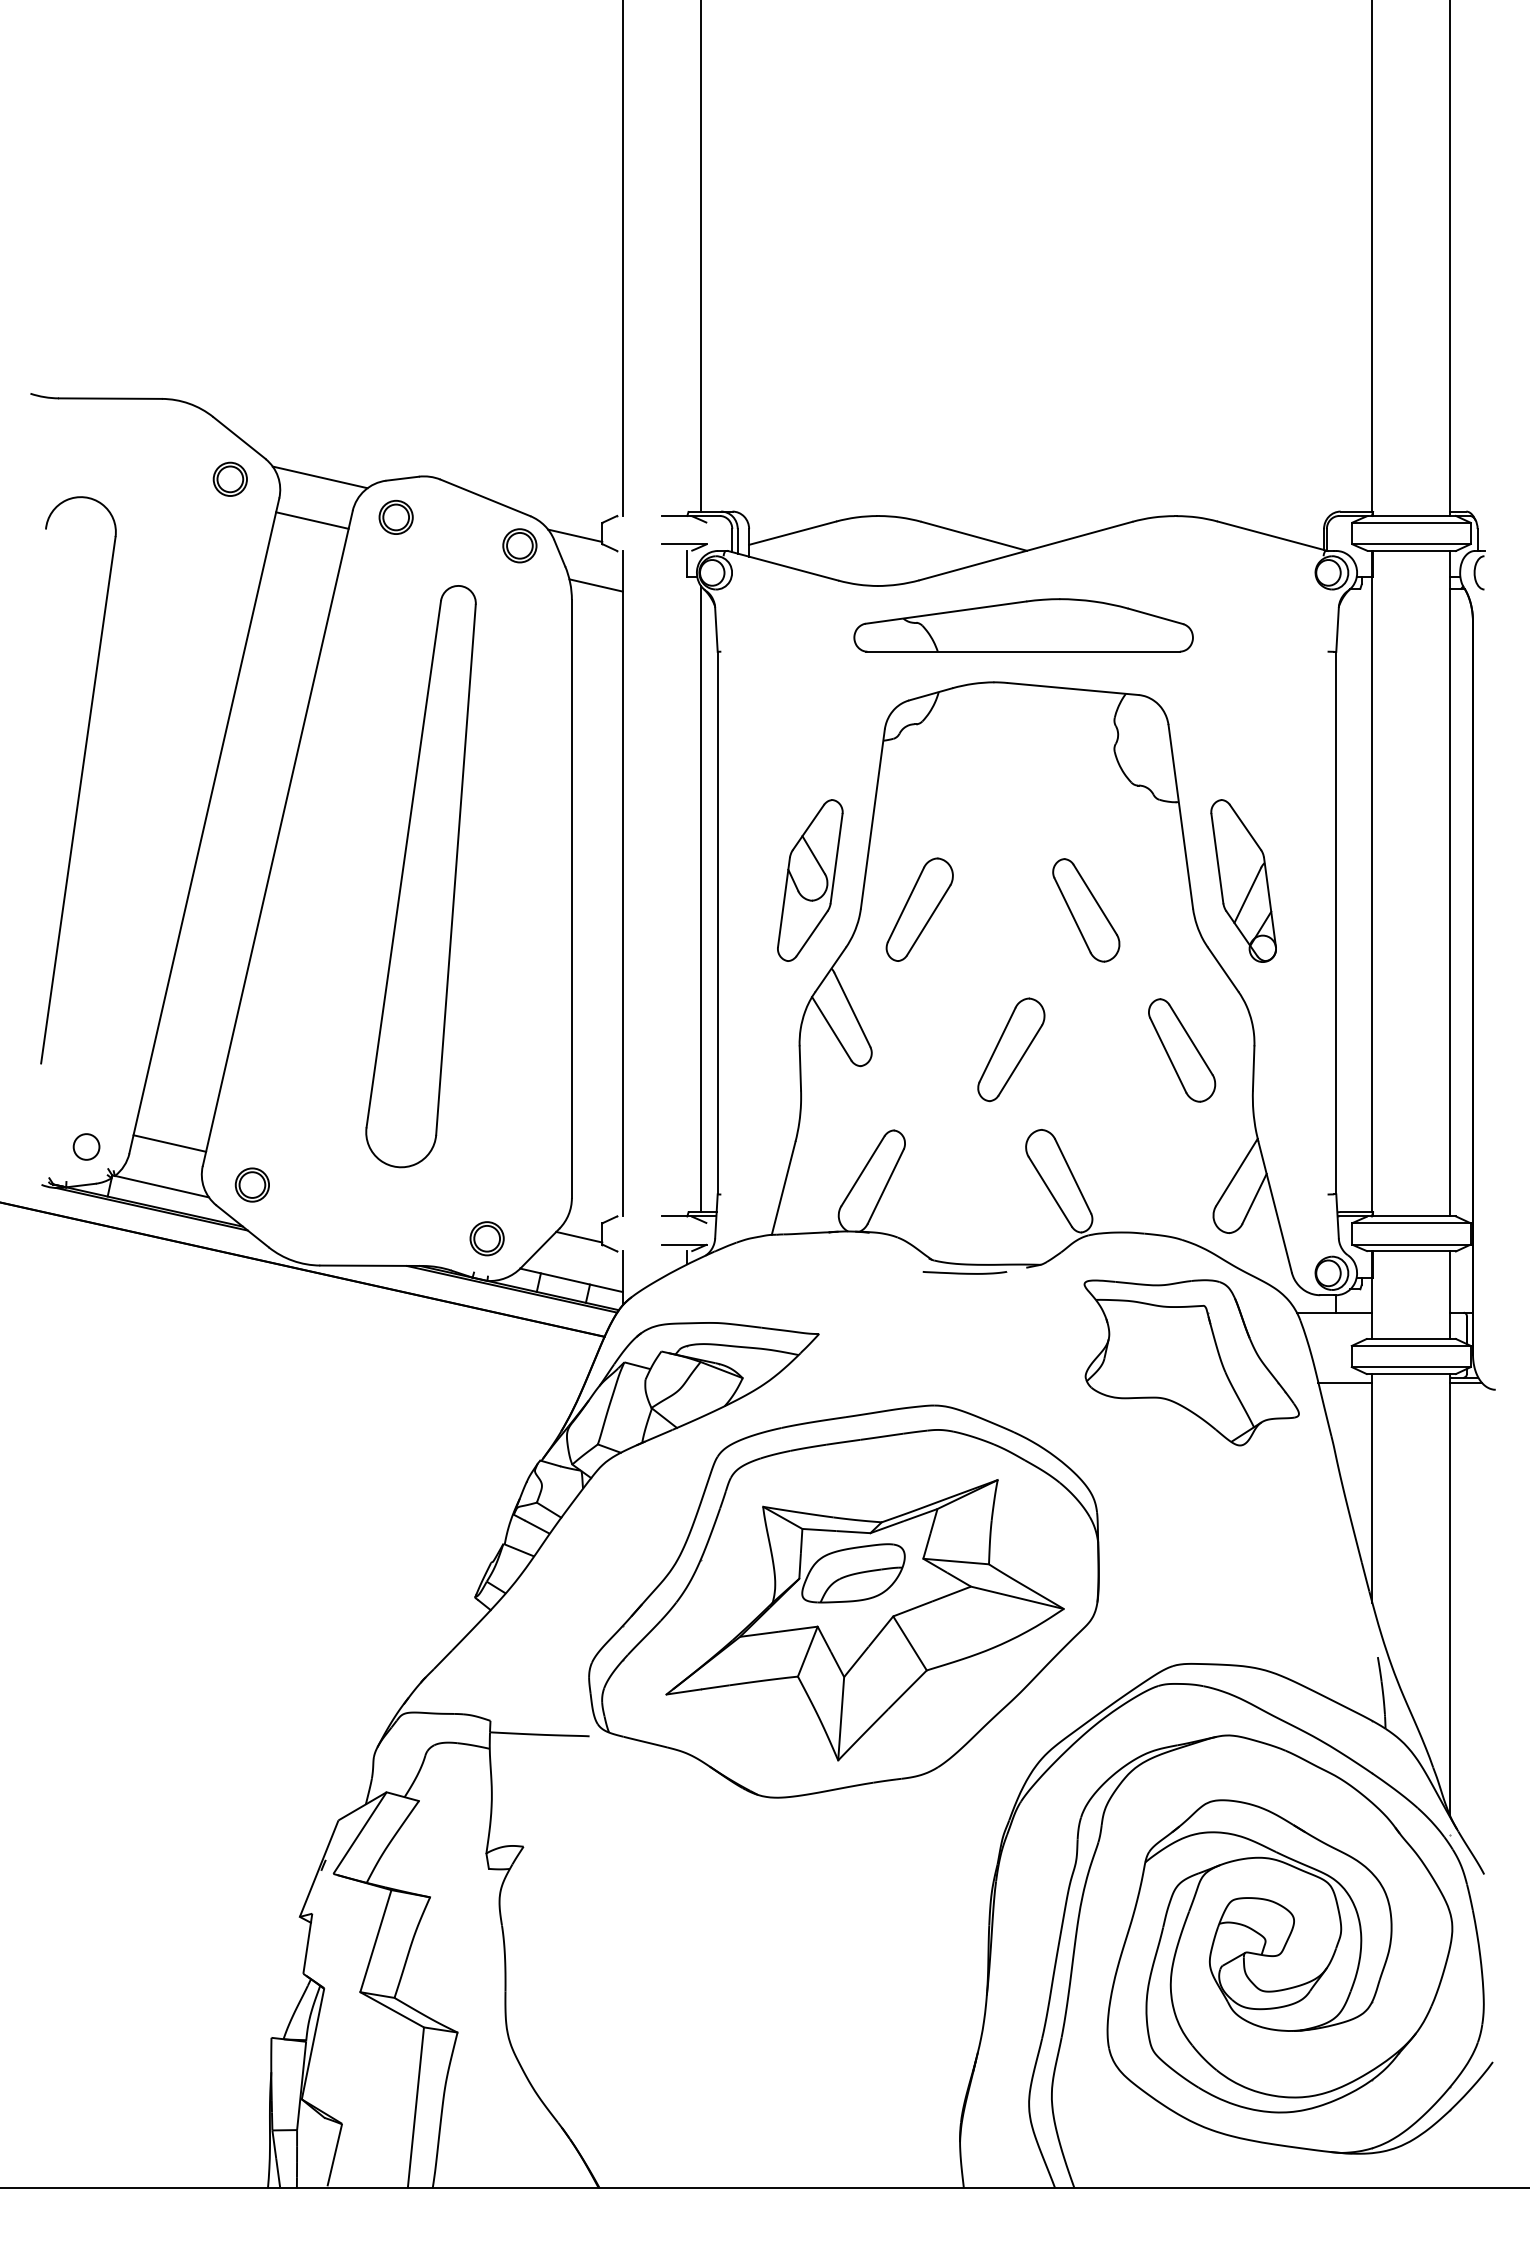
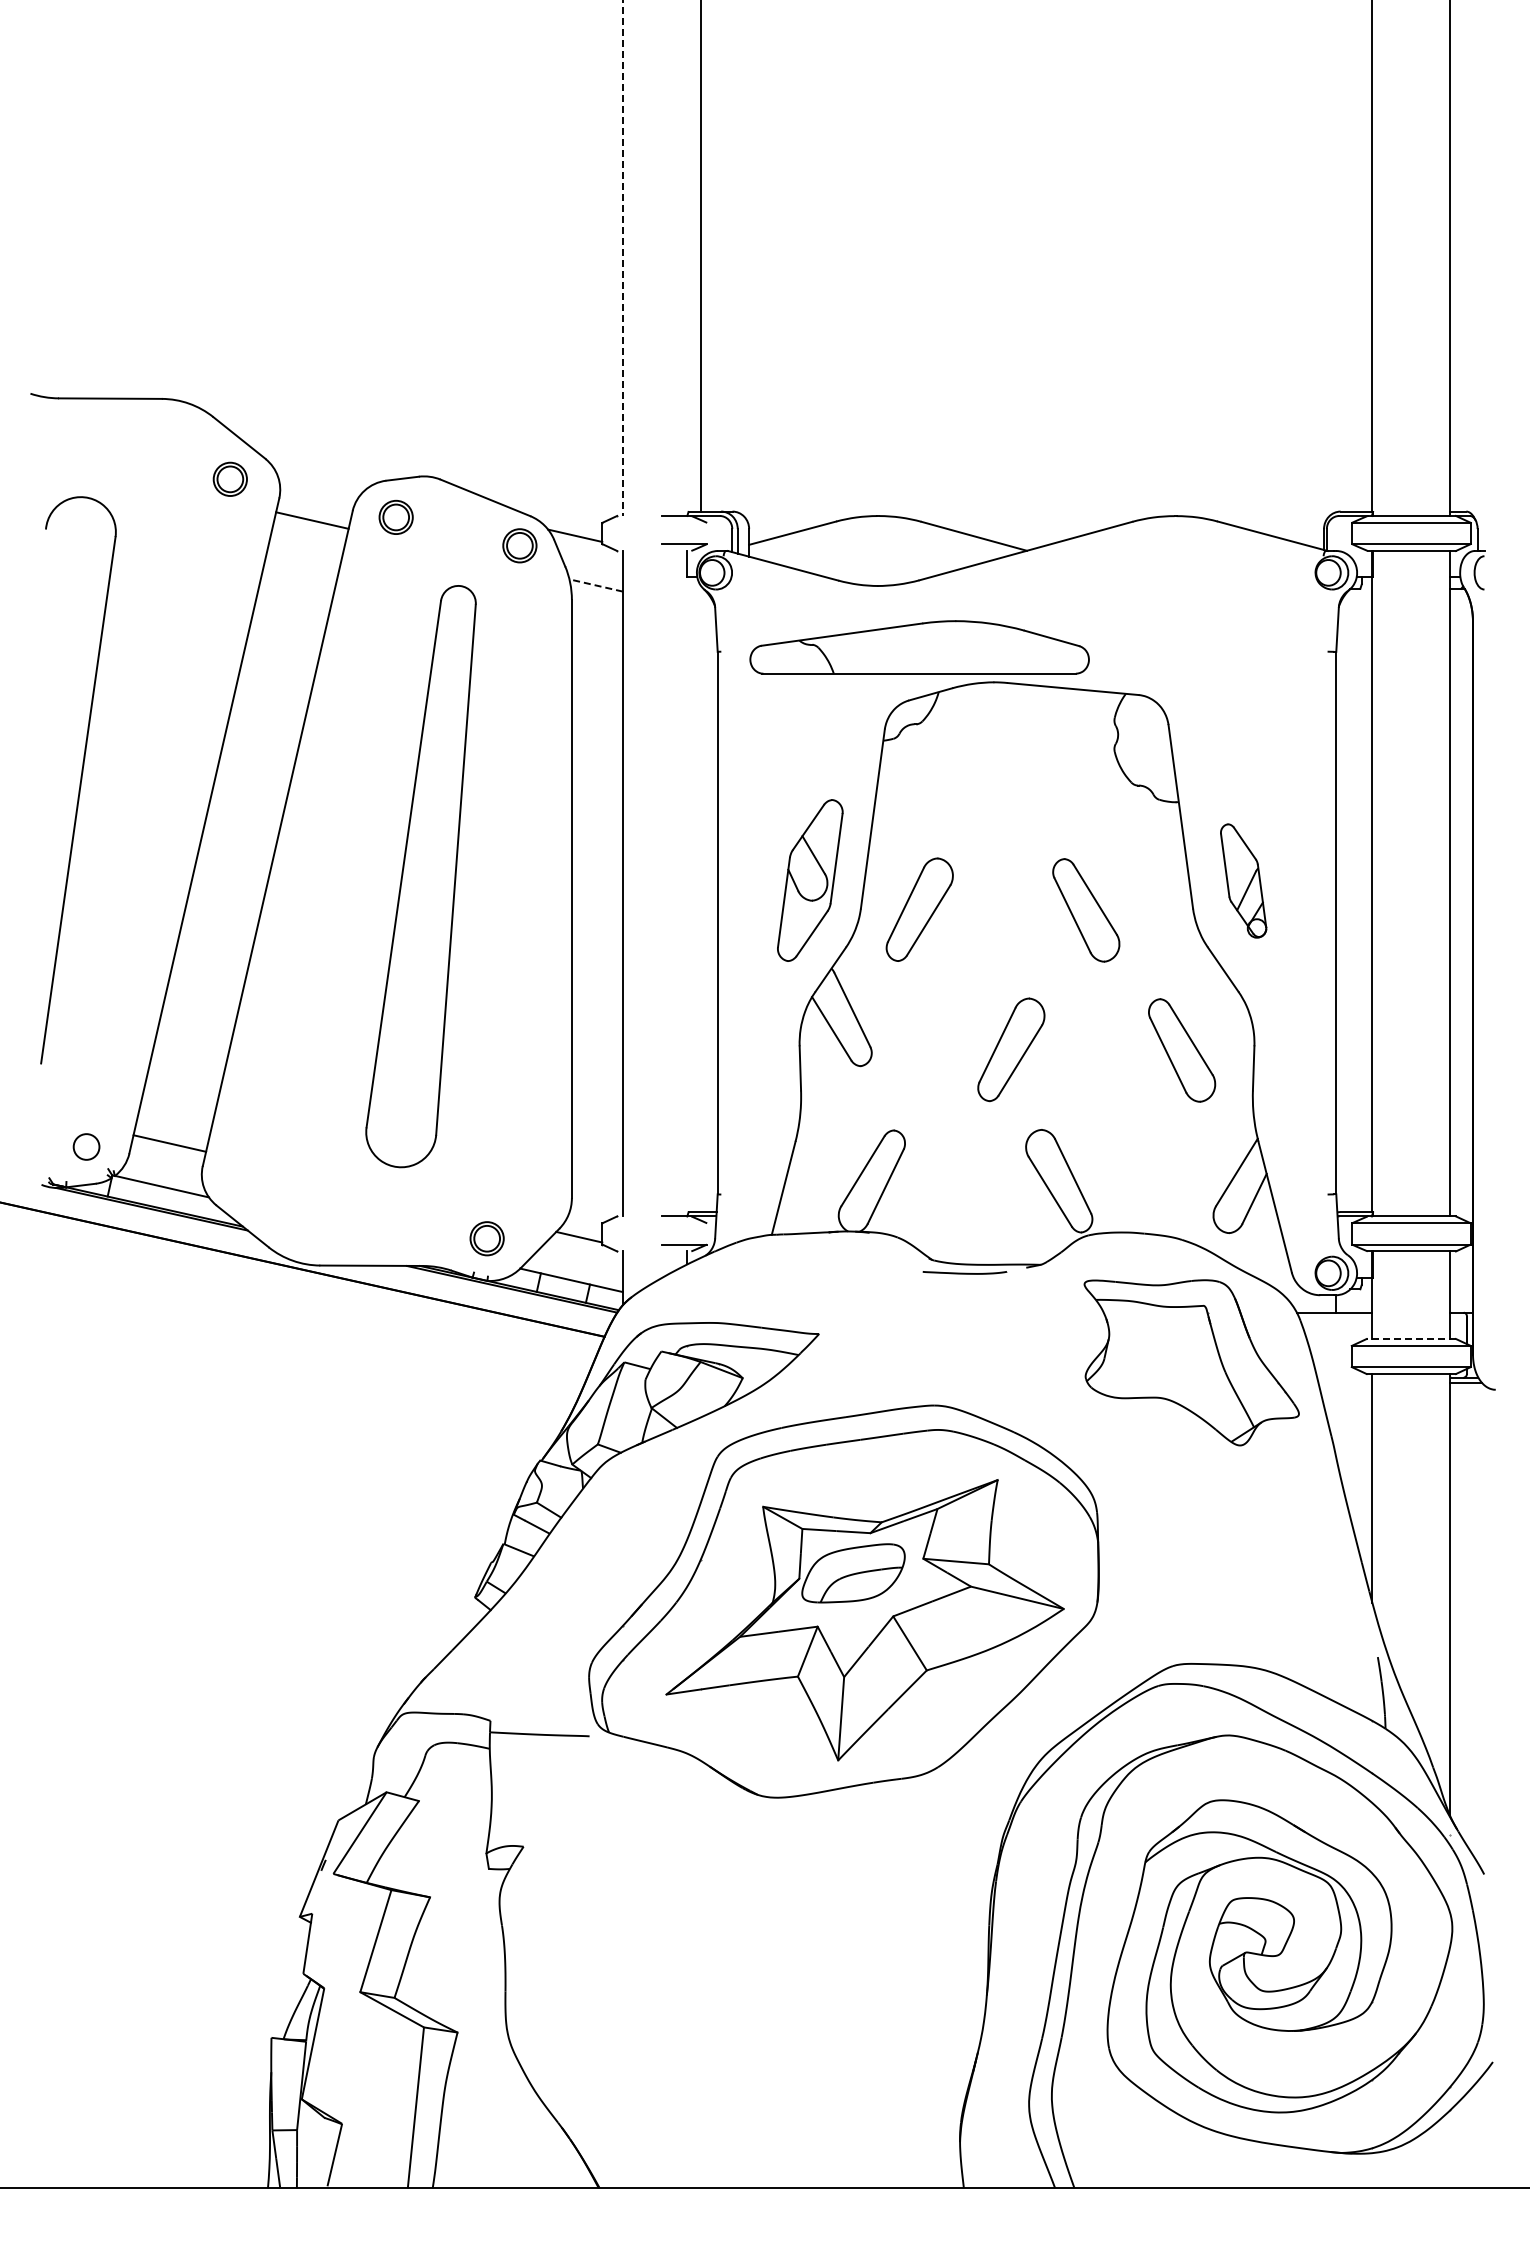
line: solid -> dashed (622, 258)
line: present -> none (319, 477)
line: solid -> dashed (595, 585)
part position: (1023, 625) -> (919, 647) (919, 647)
part size: 67x164 px -> 48x116 px (1243, 880)
line: present -> none (700, 898)
part: present -> none (251, 1184)
line: solid -> dashed (1411, 1339)
line: present -> none (1345, 1382)
